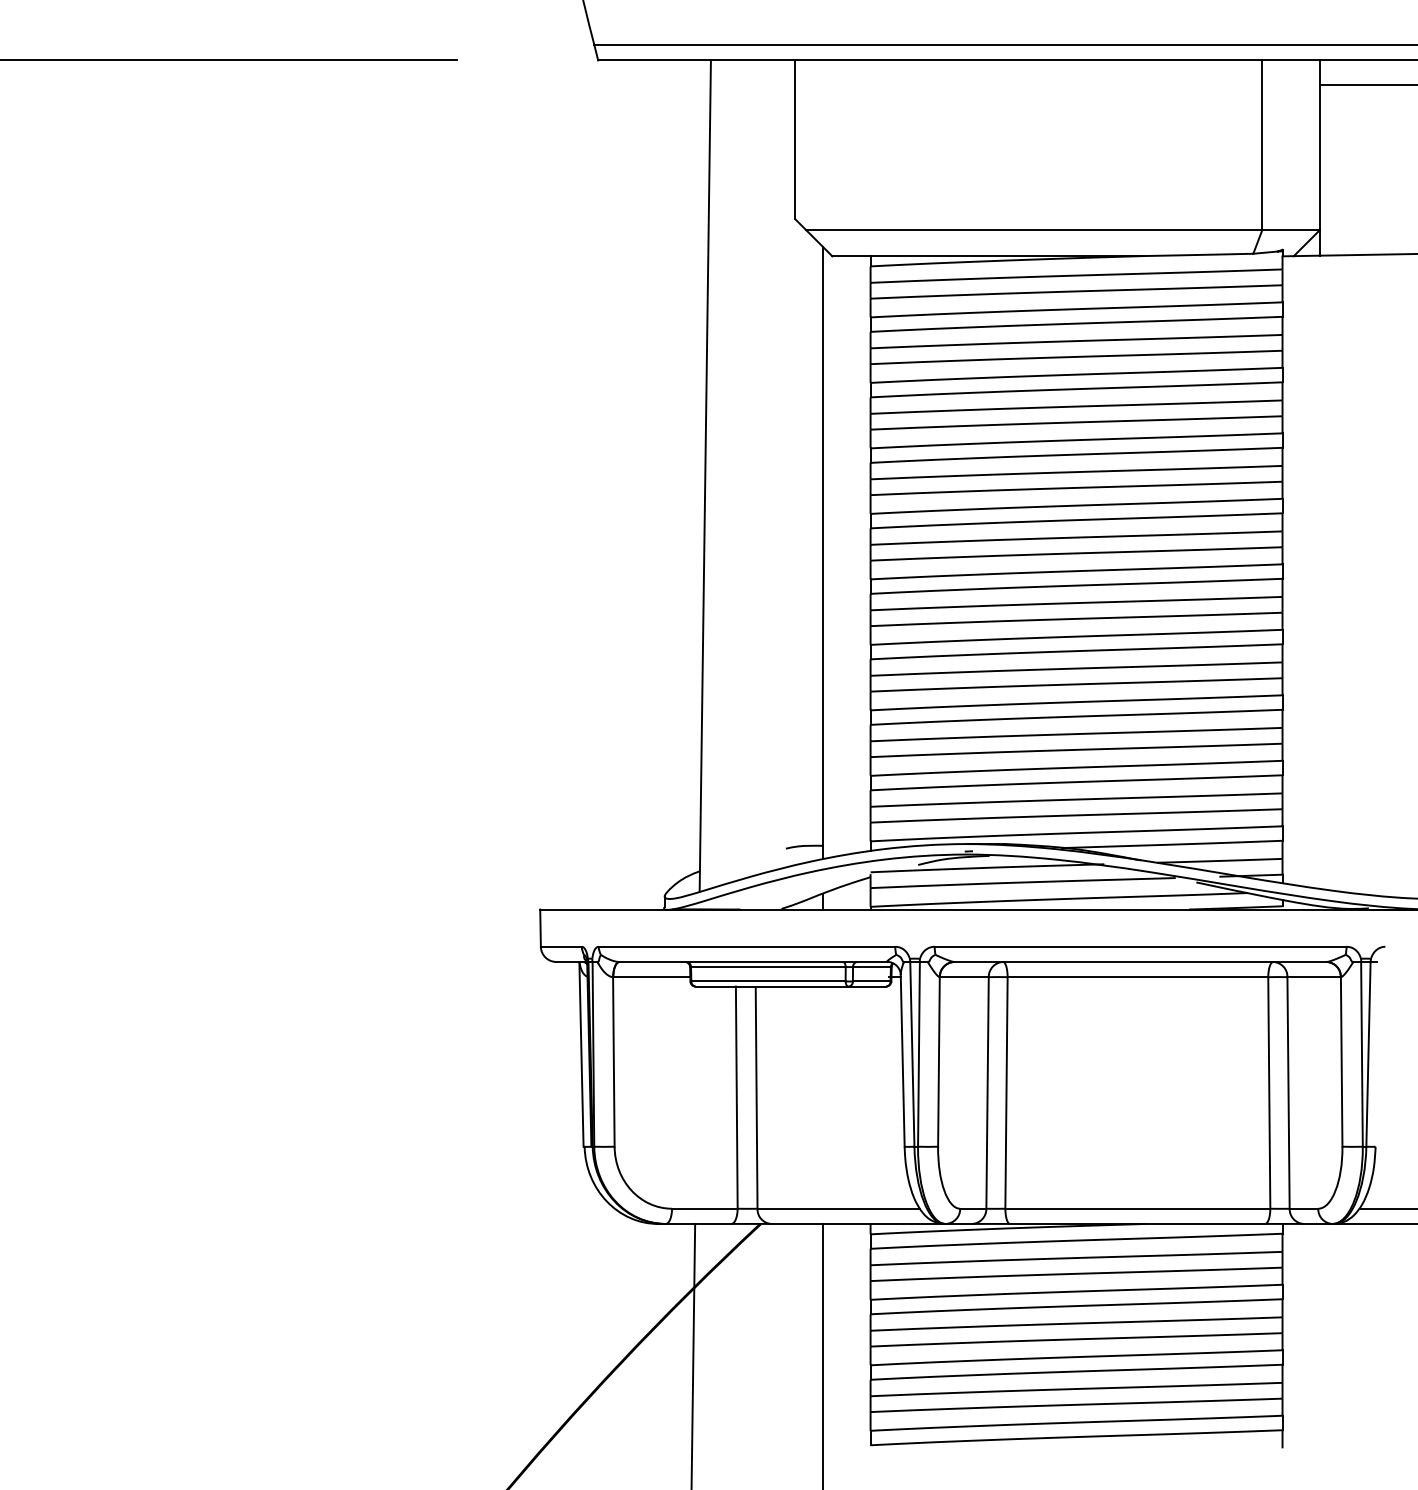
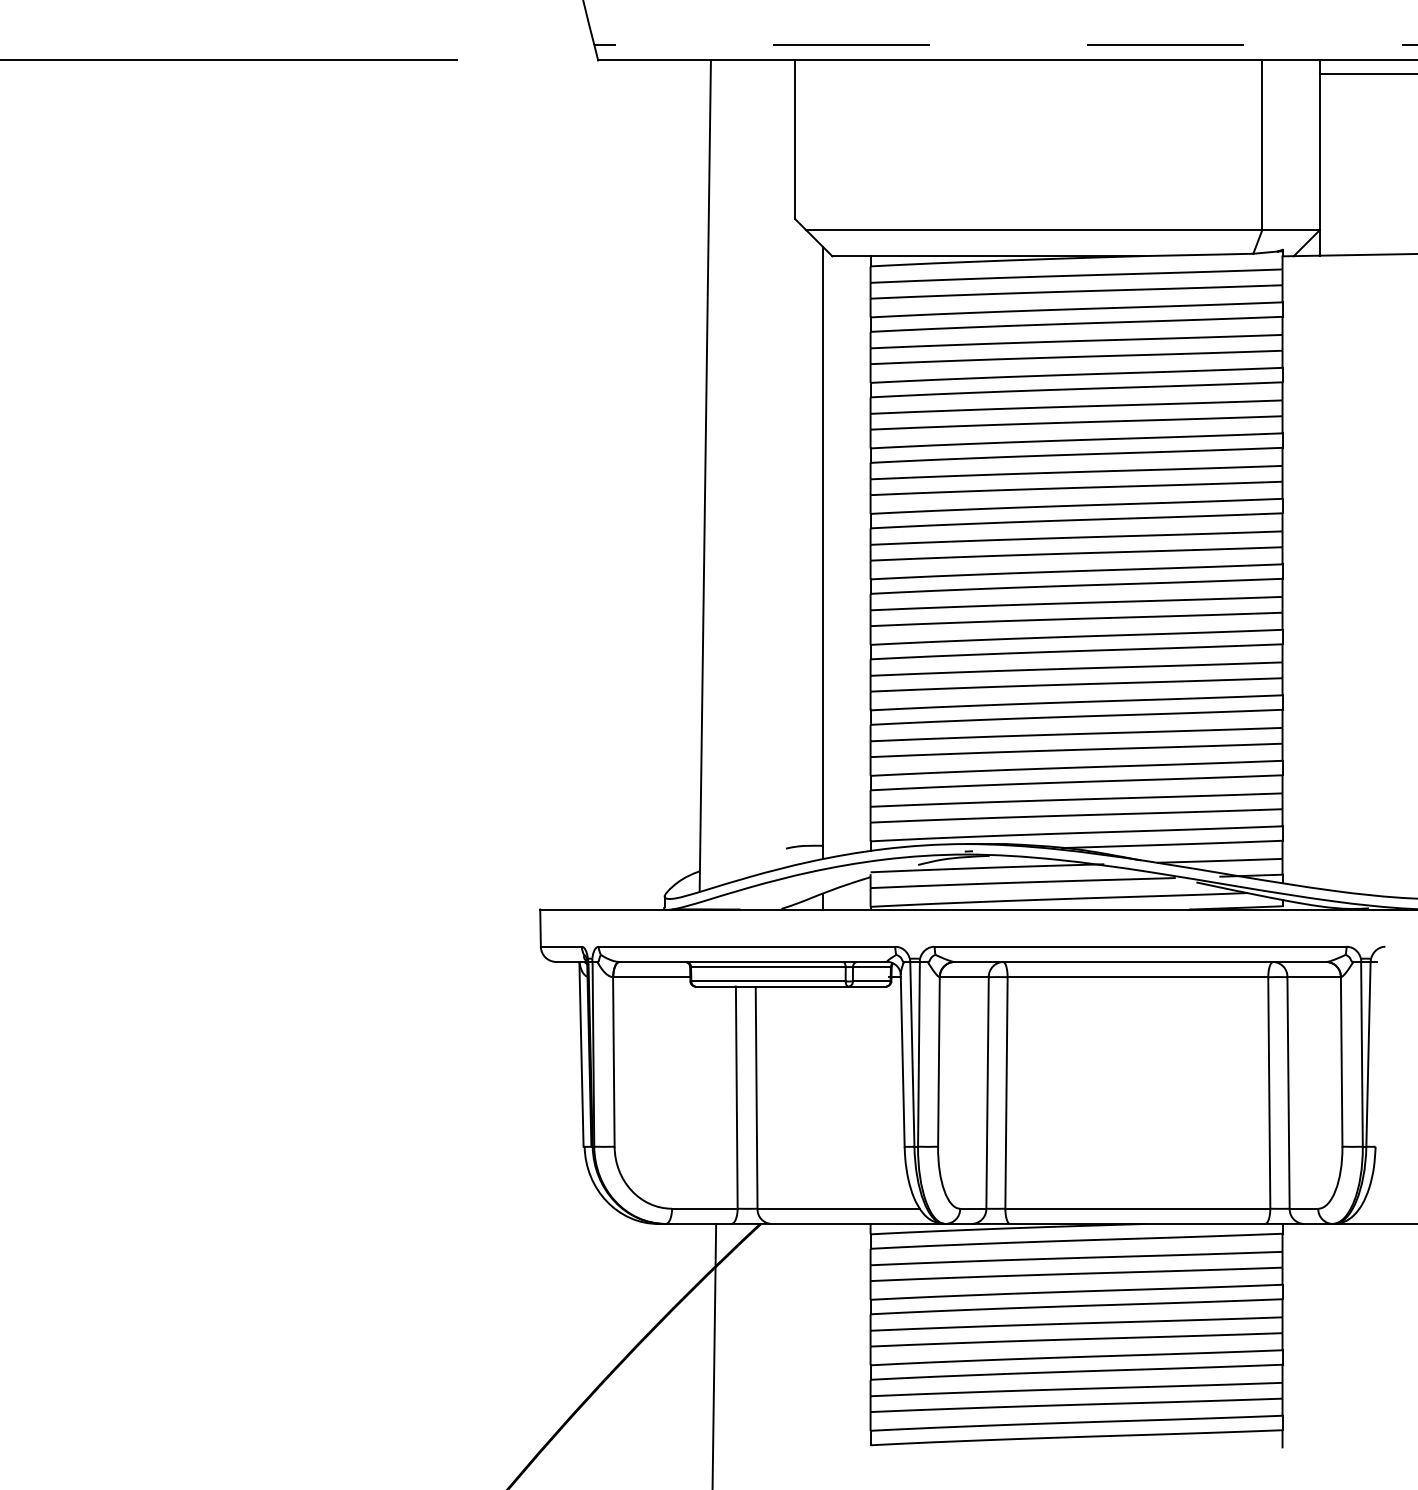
line: solid -> dashed (1005, 44)
line position: (1366, 85) -> (1366, 74) (1366, 74)
line: present -> none (1387, 1208)
line position: (693, 1354) -> (714, 1354) (714, 1354)
line: present -> none (823, 1354)
